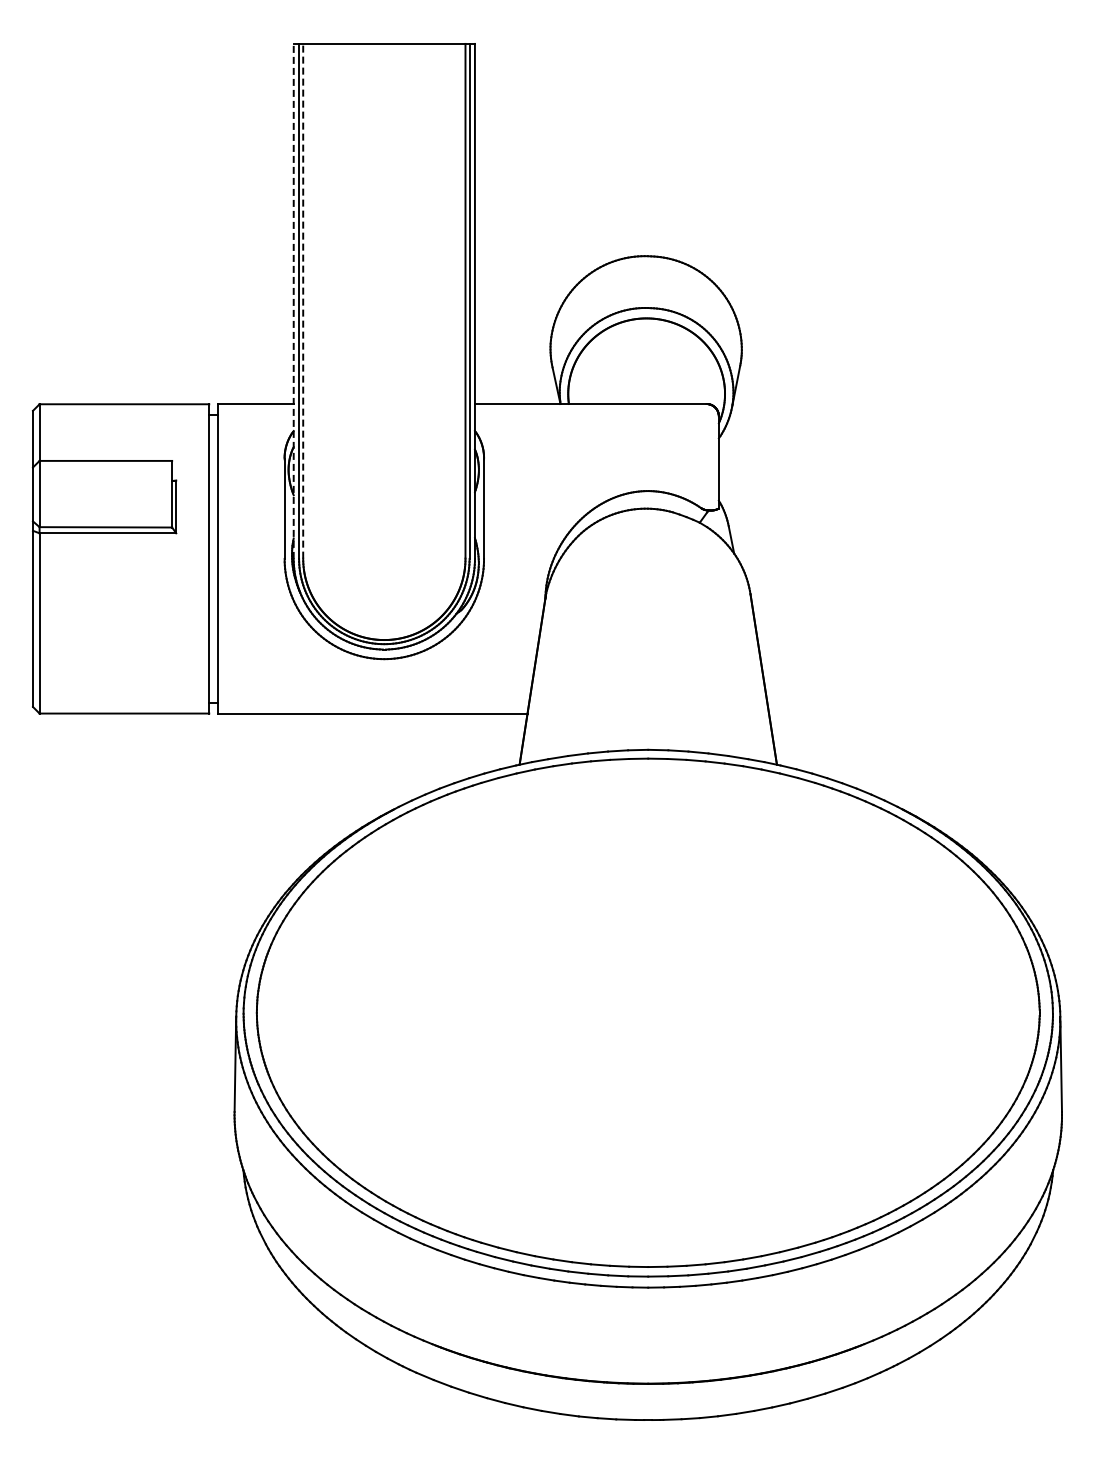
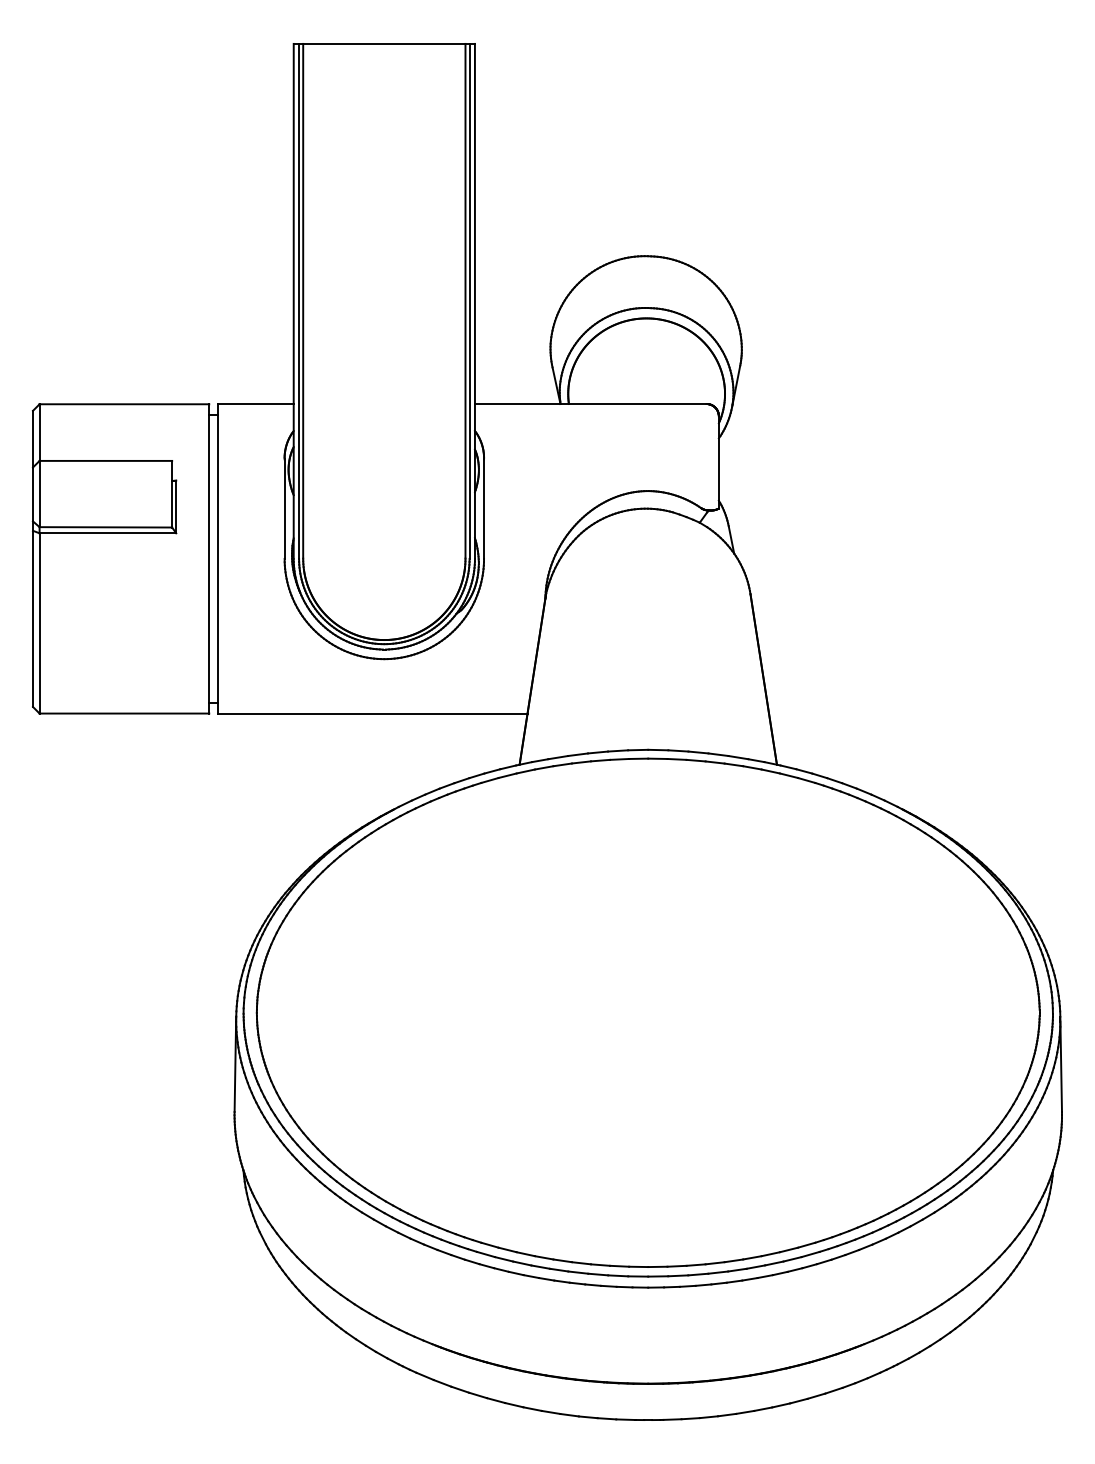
line: dashed -> solid (303, 300)
line: dashed -> solid (293, 301)
